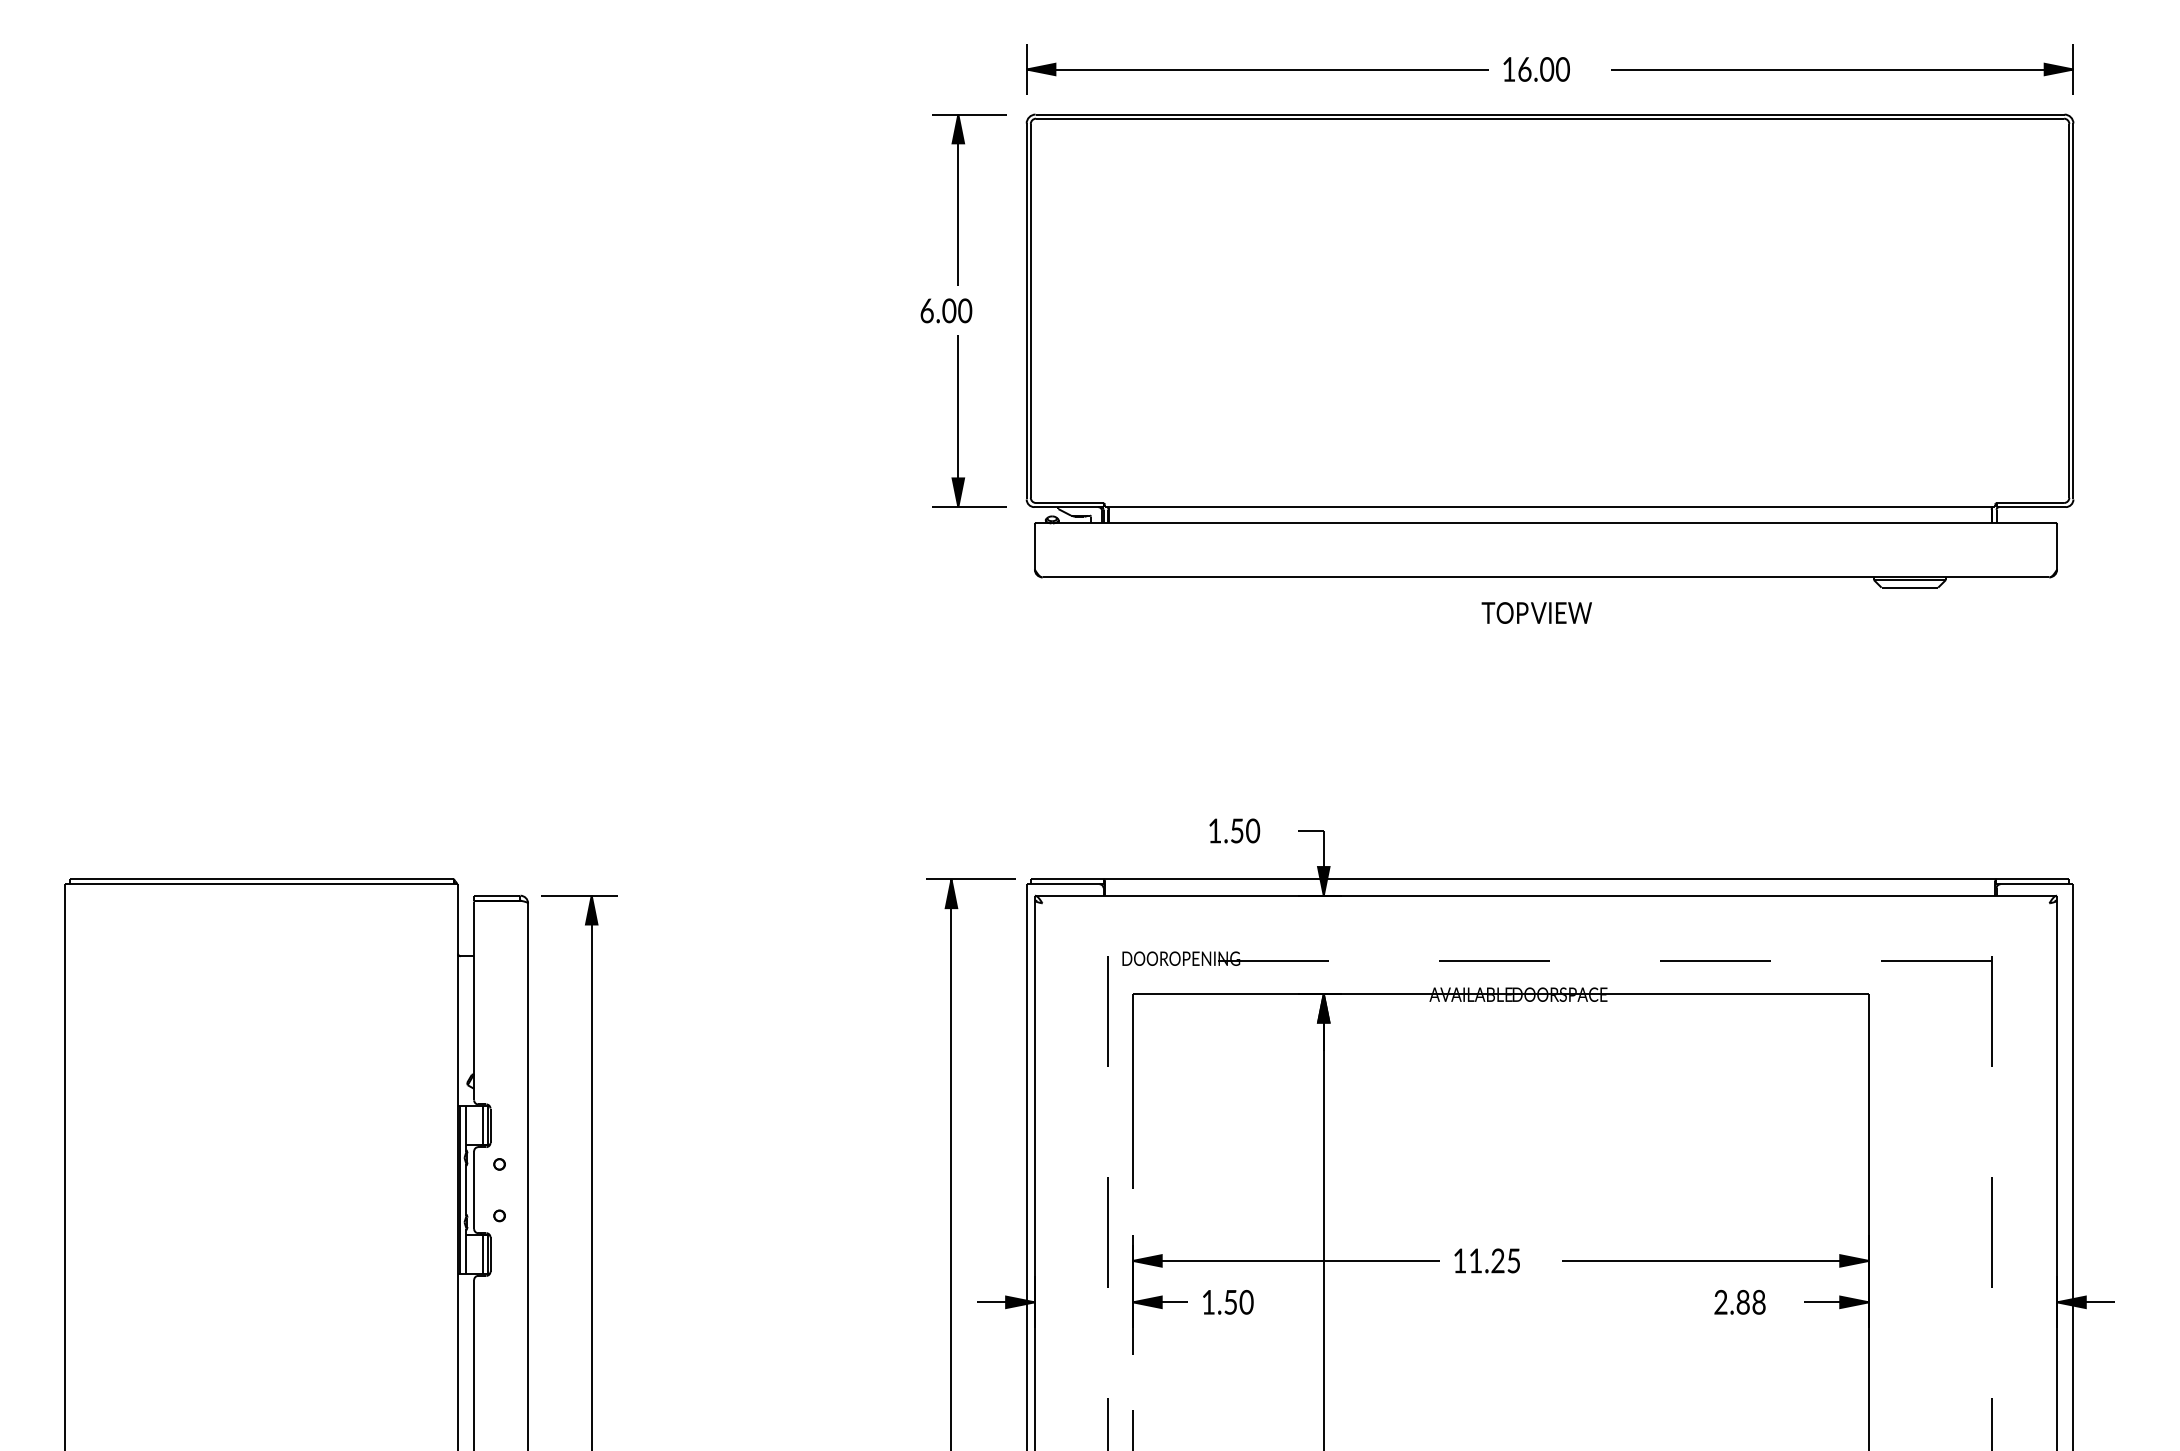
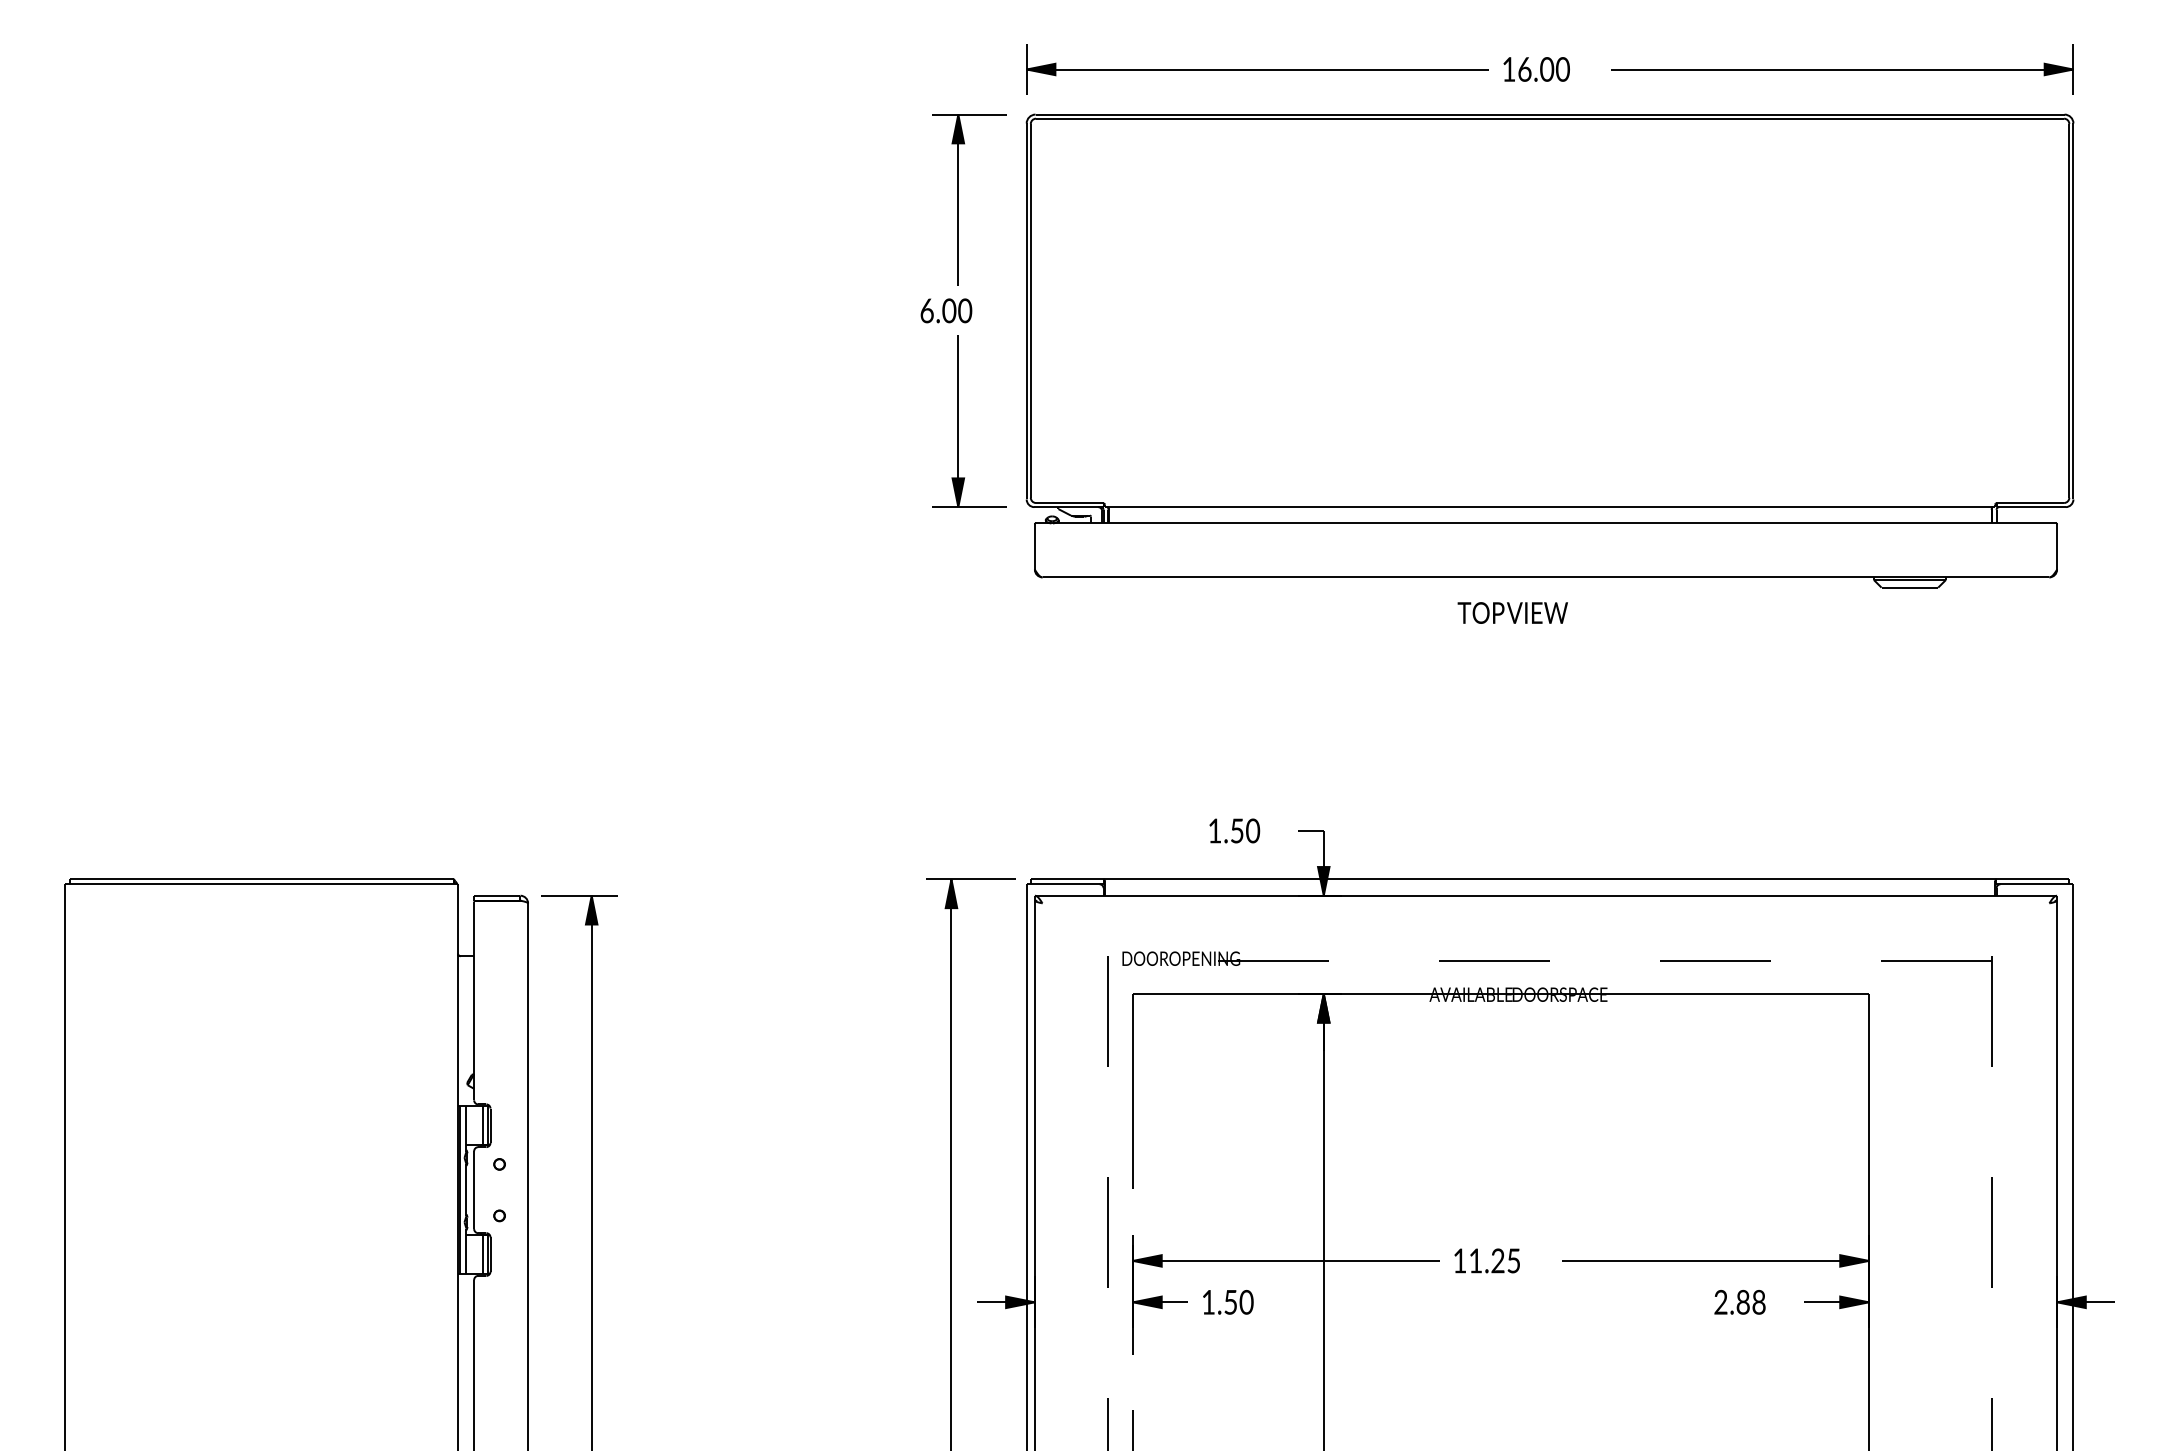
text position: (1536, 612) -> (1512, 612) (1512, 612)
